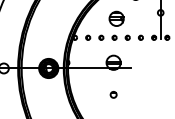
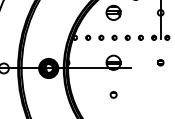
part position: (116, 18) -> (113, 12) (113, 12)
part: none -> present (160, 62)
